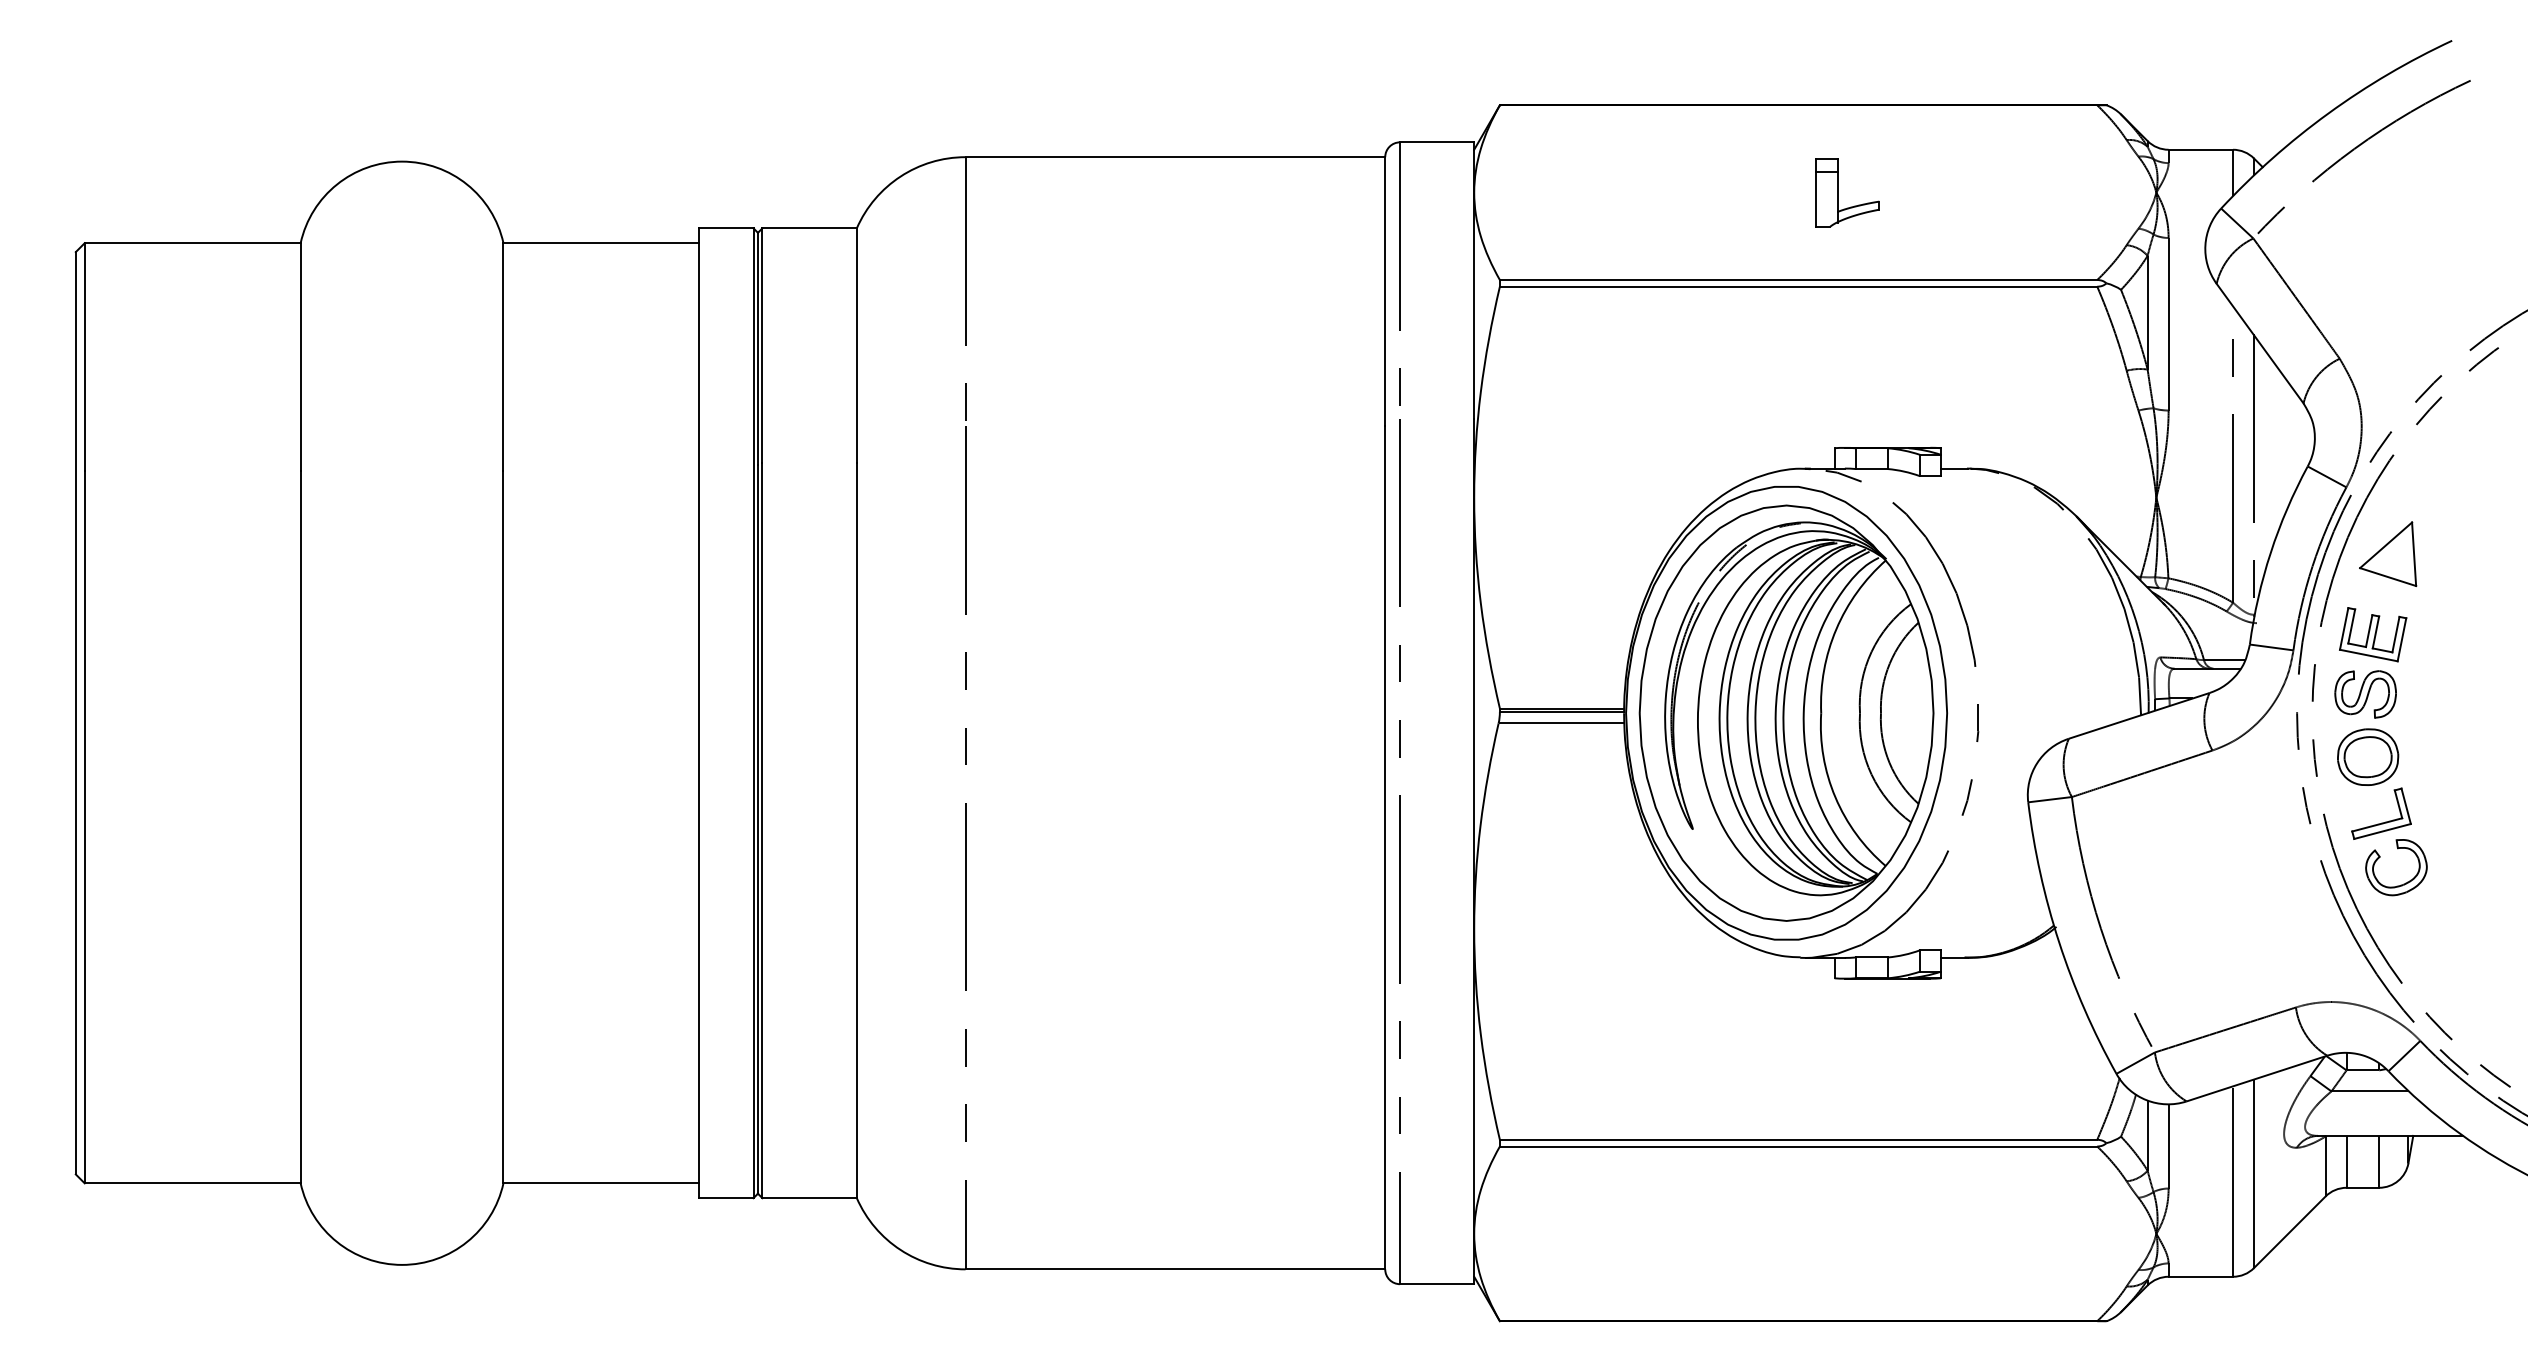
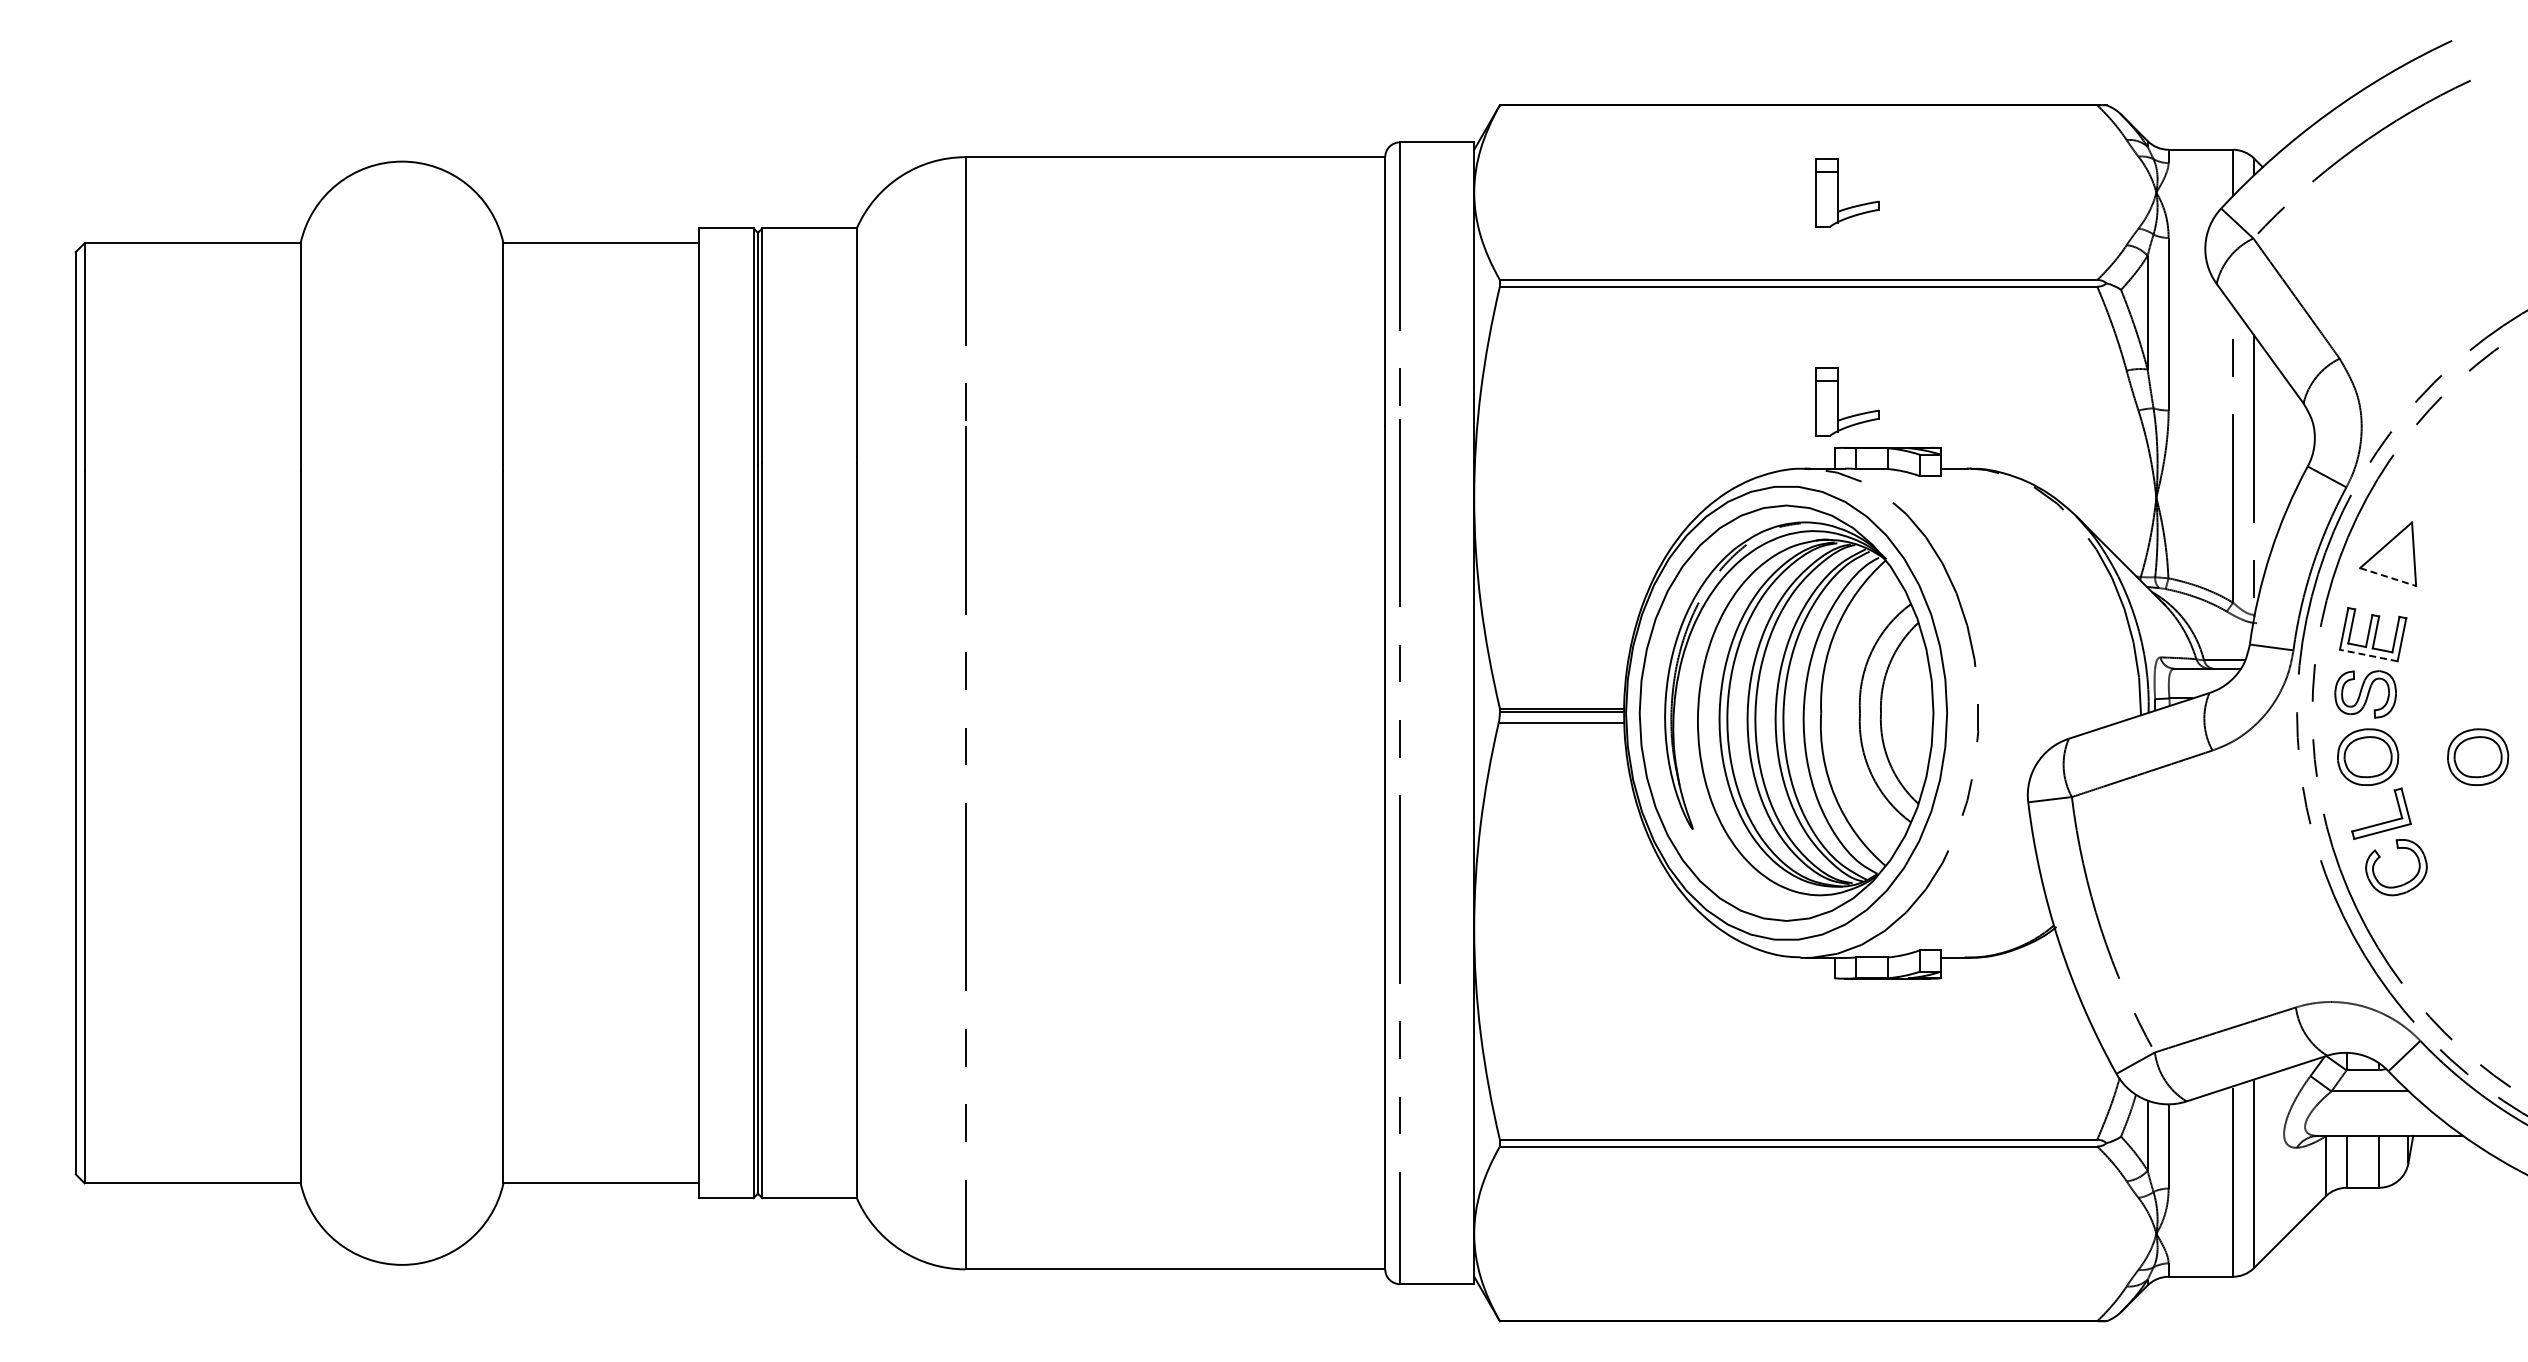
part: none -> present (1838, 401)
line: solid -> dashed (2388, 577)
line: solid -> dashed (2368, 655)
part: none -> present (2478, 756)
